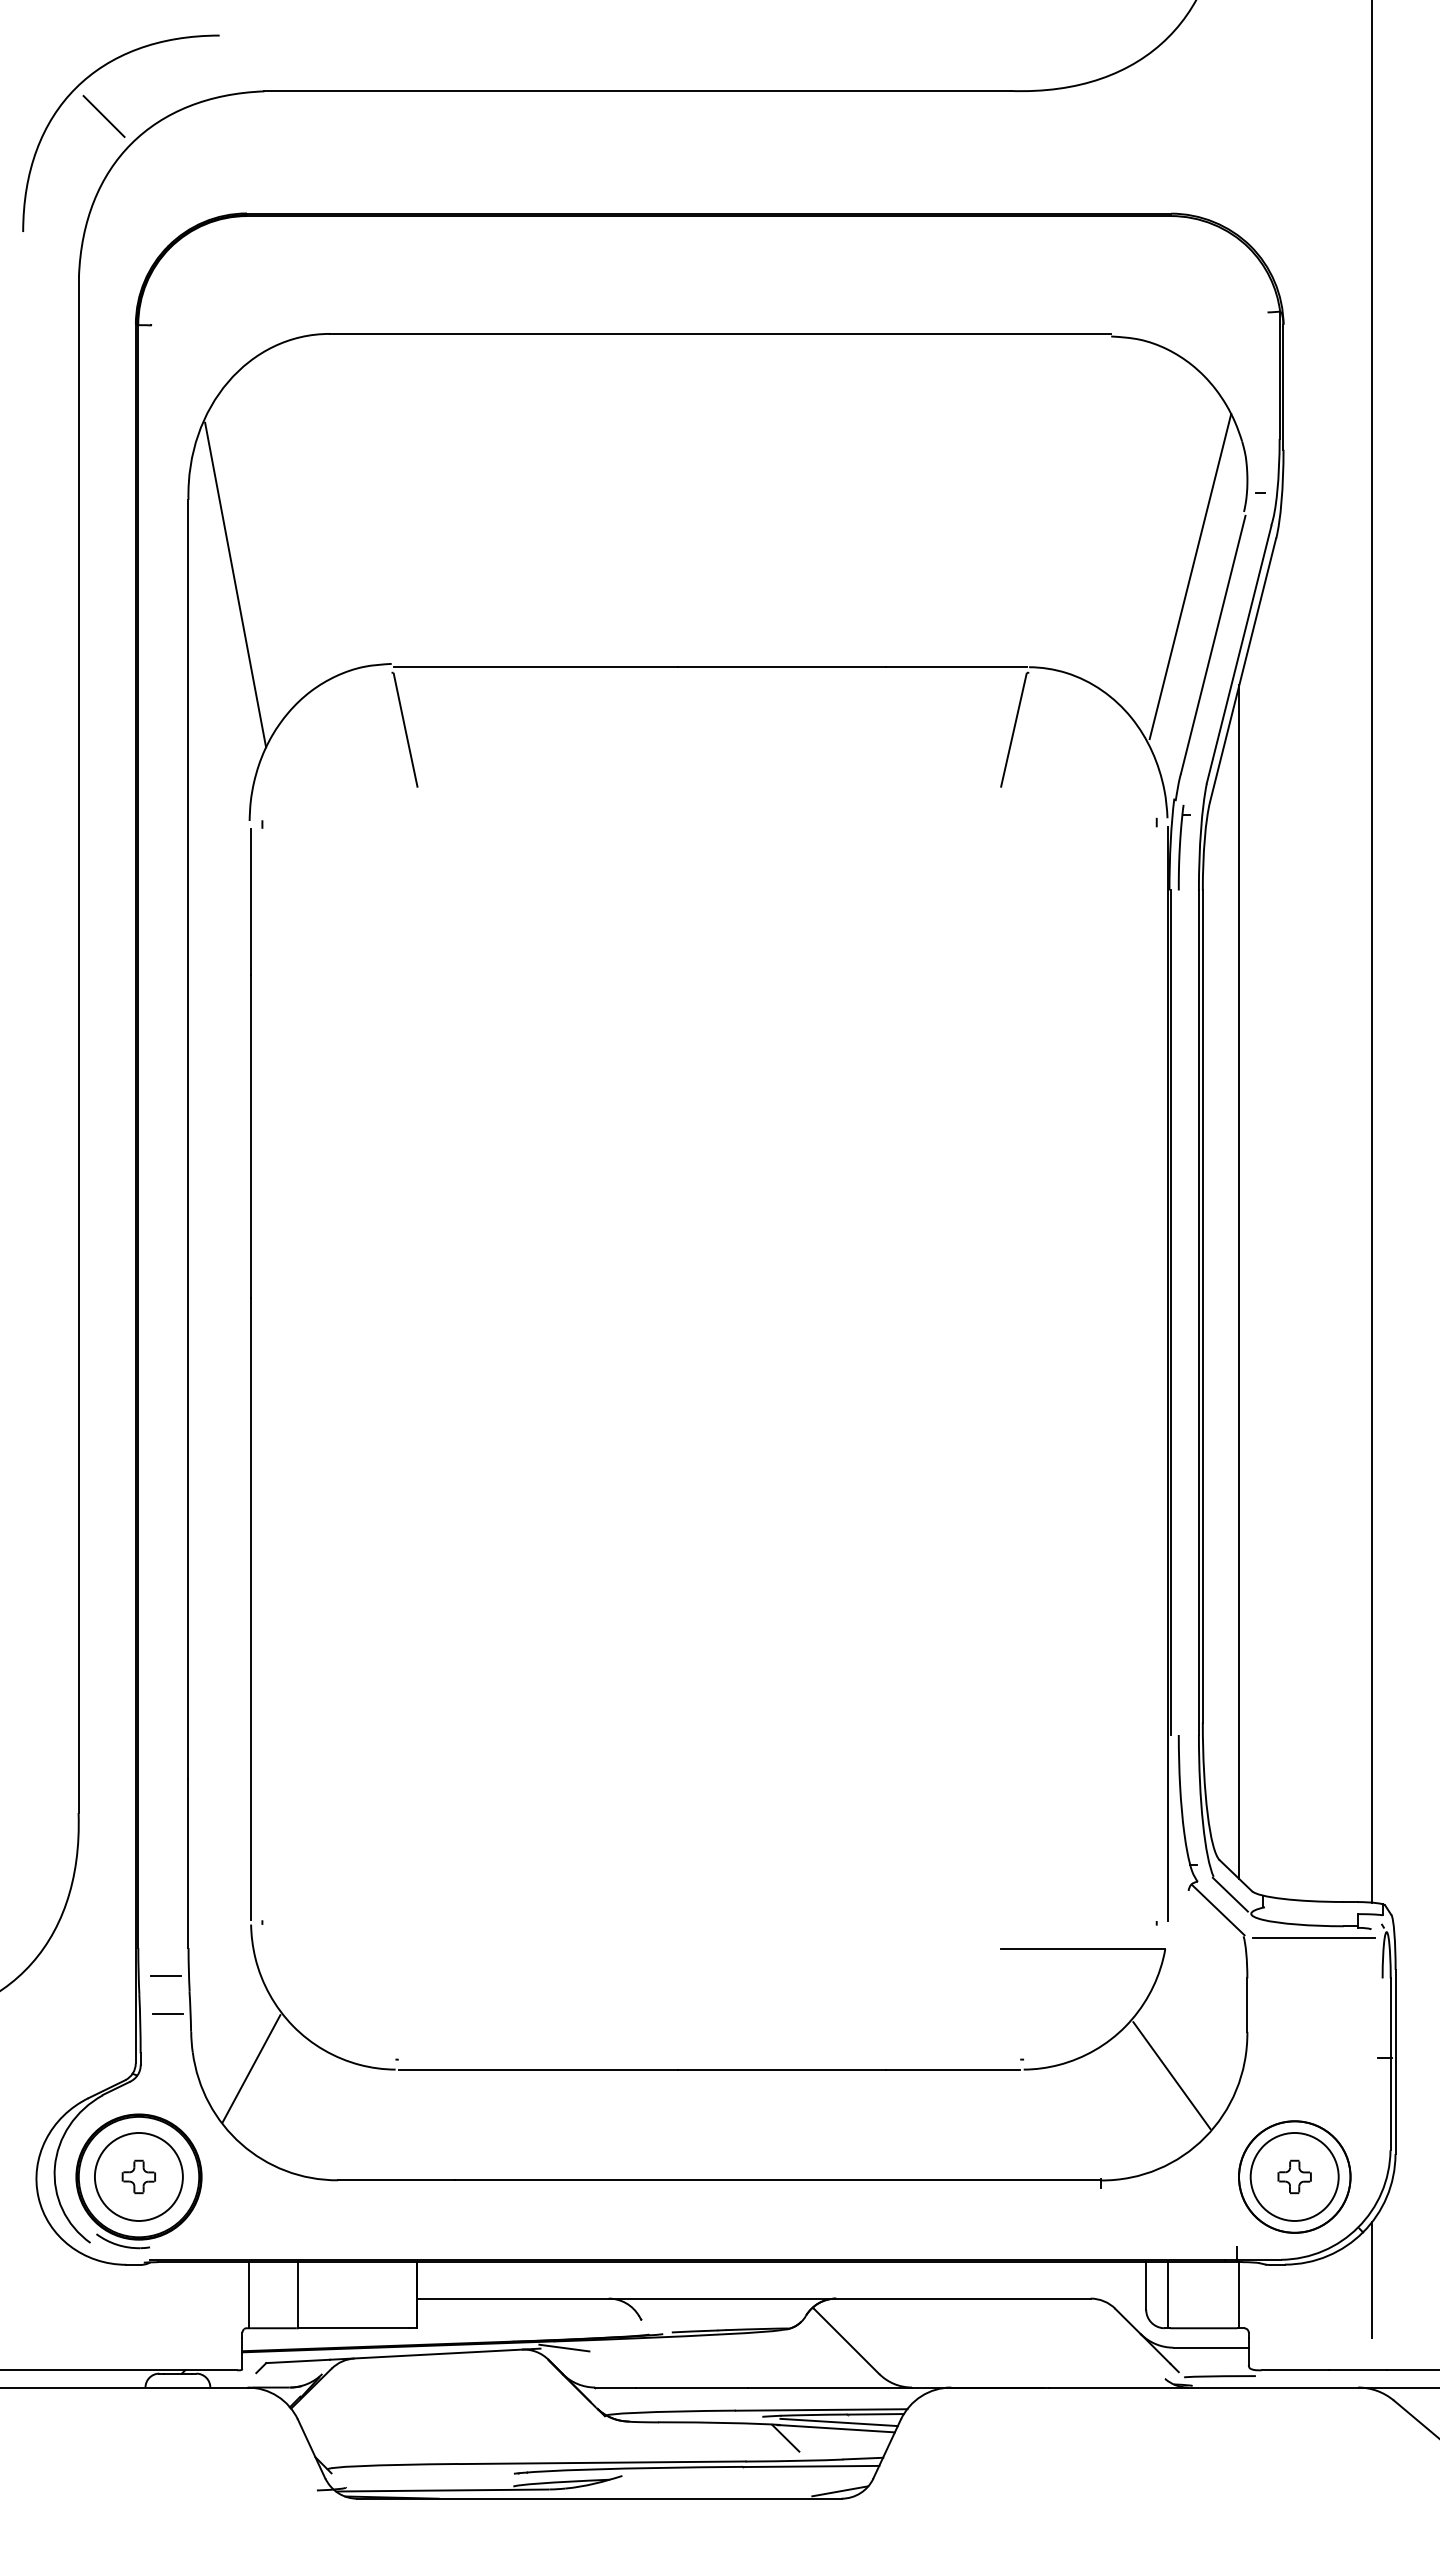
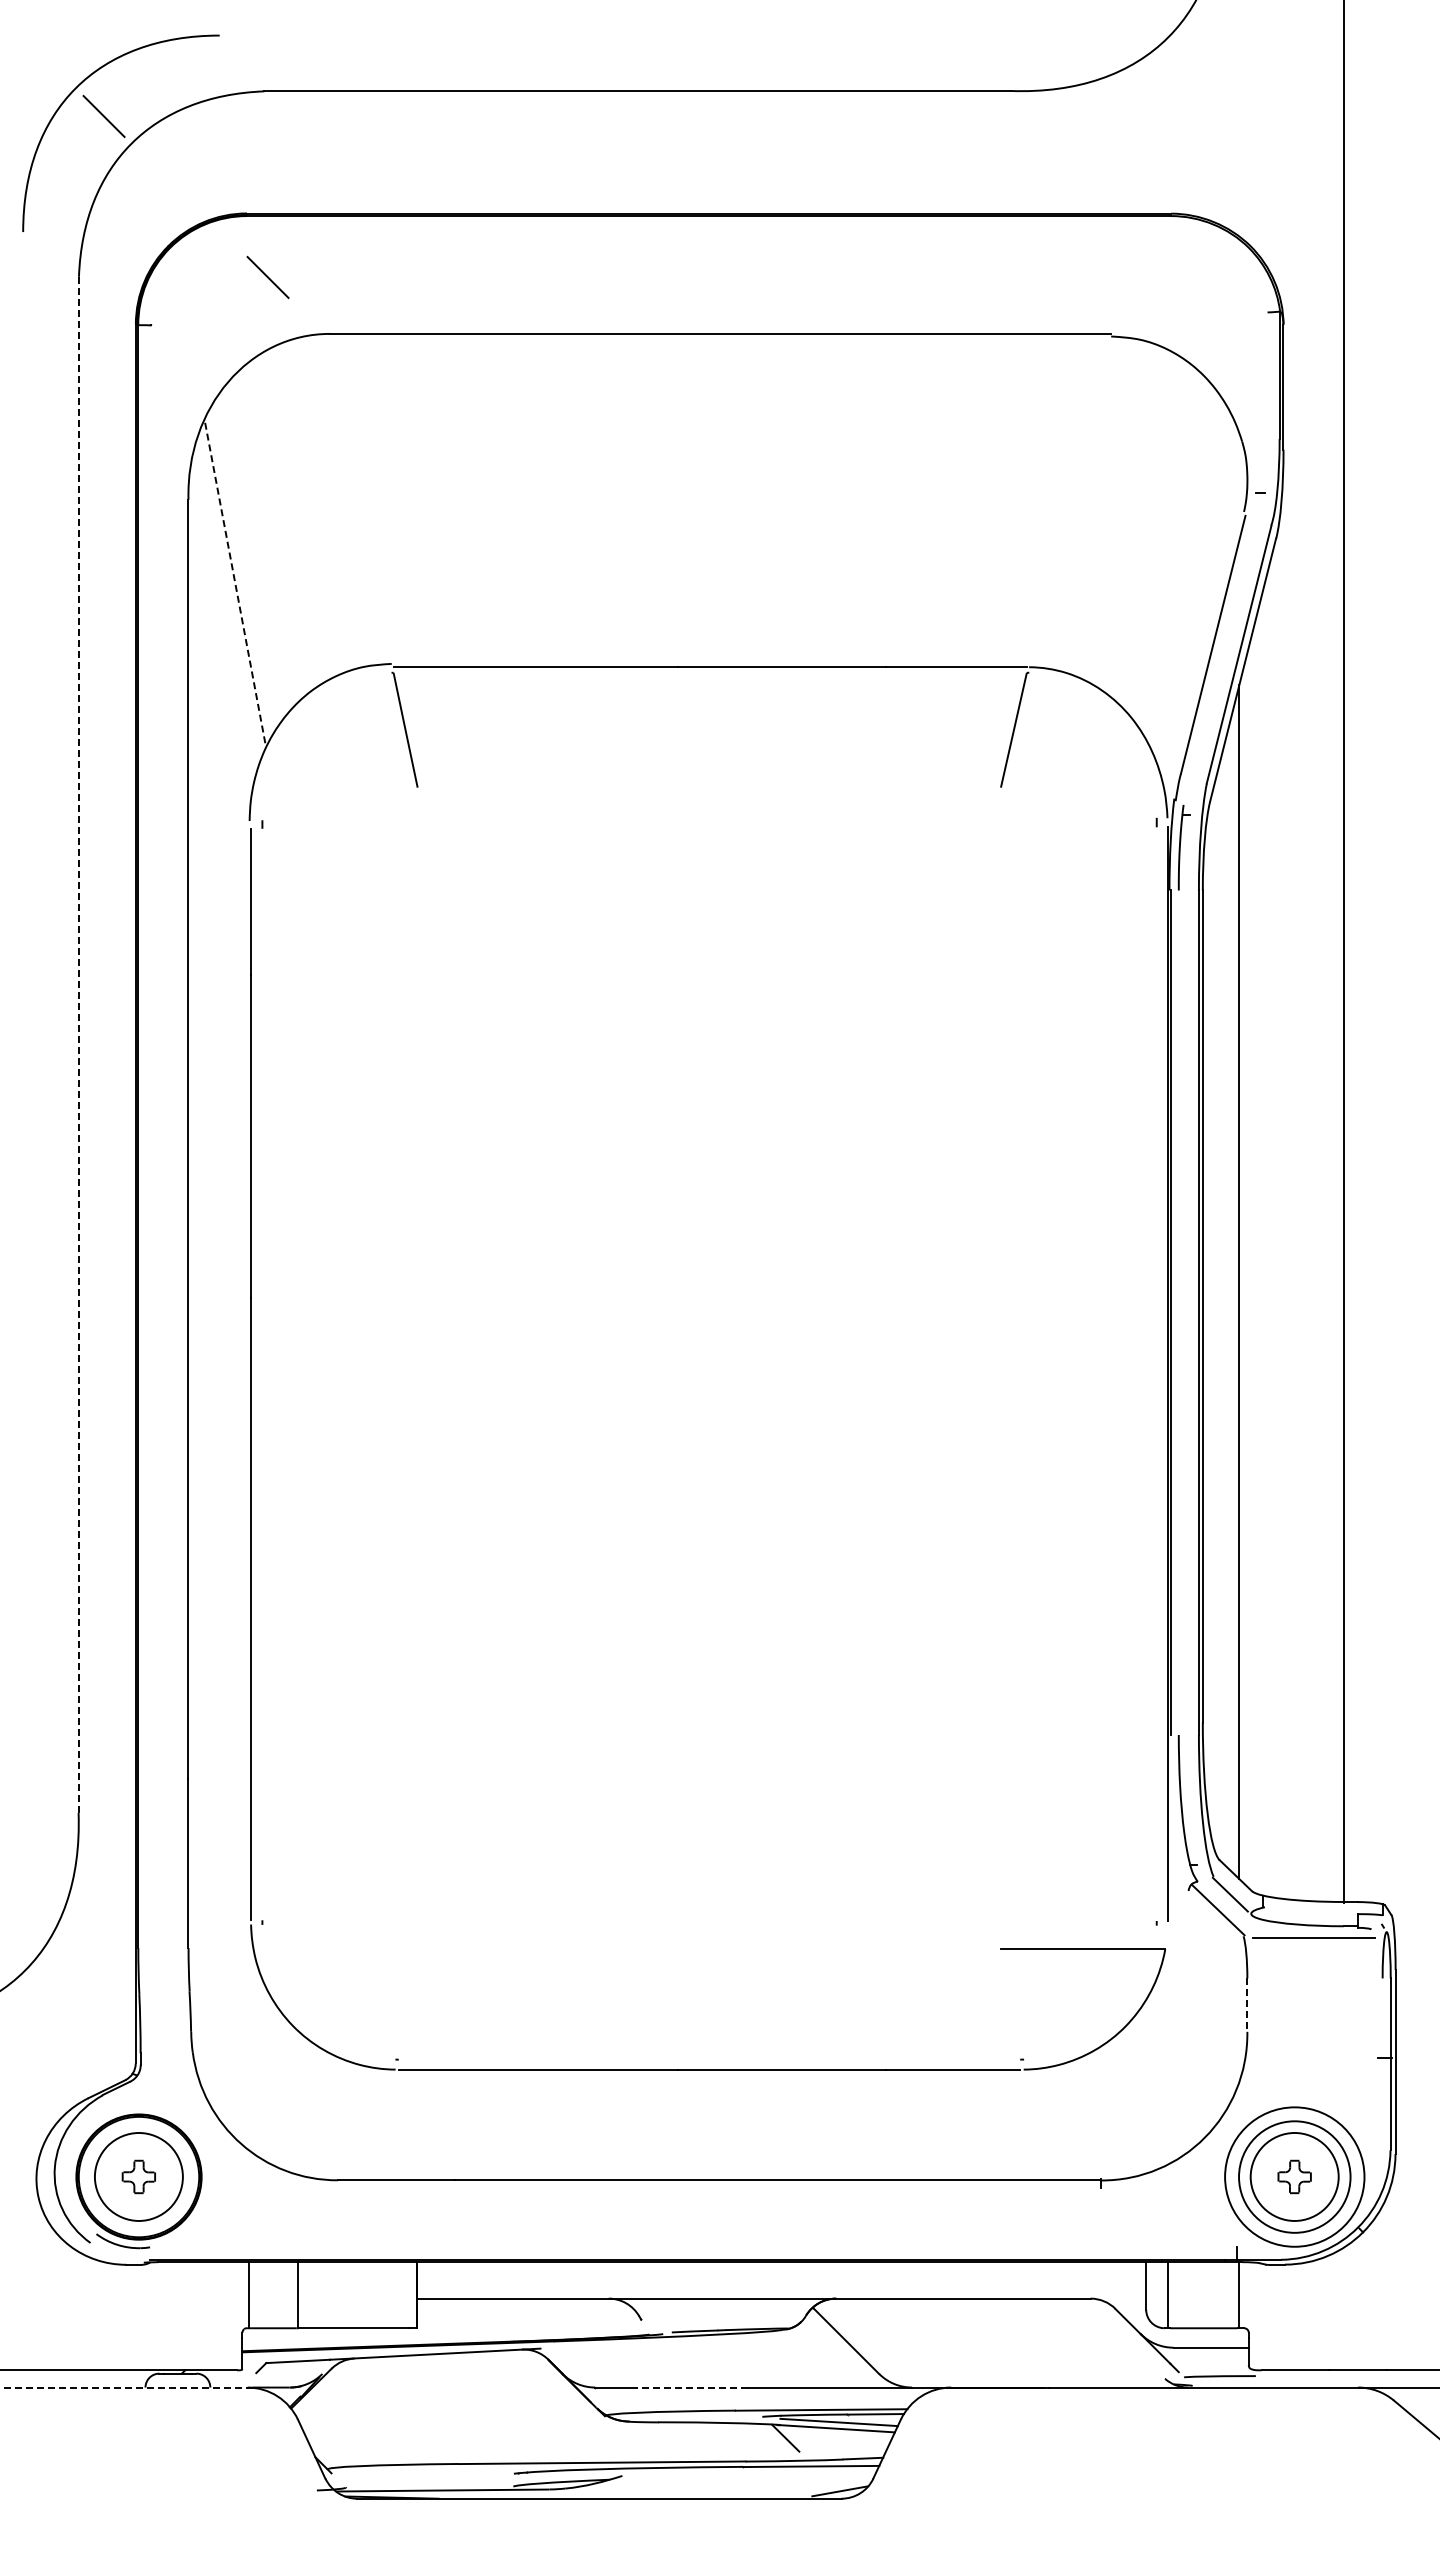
line: none -> present (267, 276)
line: present -> none (1190, 576)
line: solid -> dashed (235, 585)
line position: (1371, 952) -> (1343, 952) (1343, 952)
line: solid -> dashed (78, 1045)
line: present -> none (166, 1976)
line: solid -> dashed (1247, 2005)
line: present -> none (167, 2014)
line: present -> none (251, 2068)
line: present -> none (1171, 2075)
circle diameter: 112 px -> 139 px (1294, 2176)
line: present -> none (1371, 2279)
line: present -> none (564, 2347)
line: solid -> dashed (123, 2387)
line: solid -> dashed (691, 2387)
